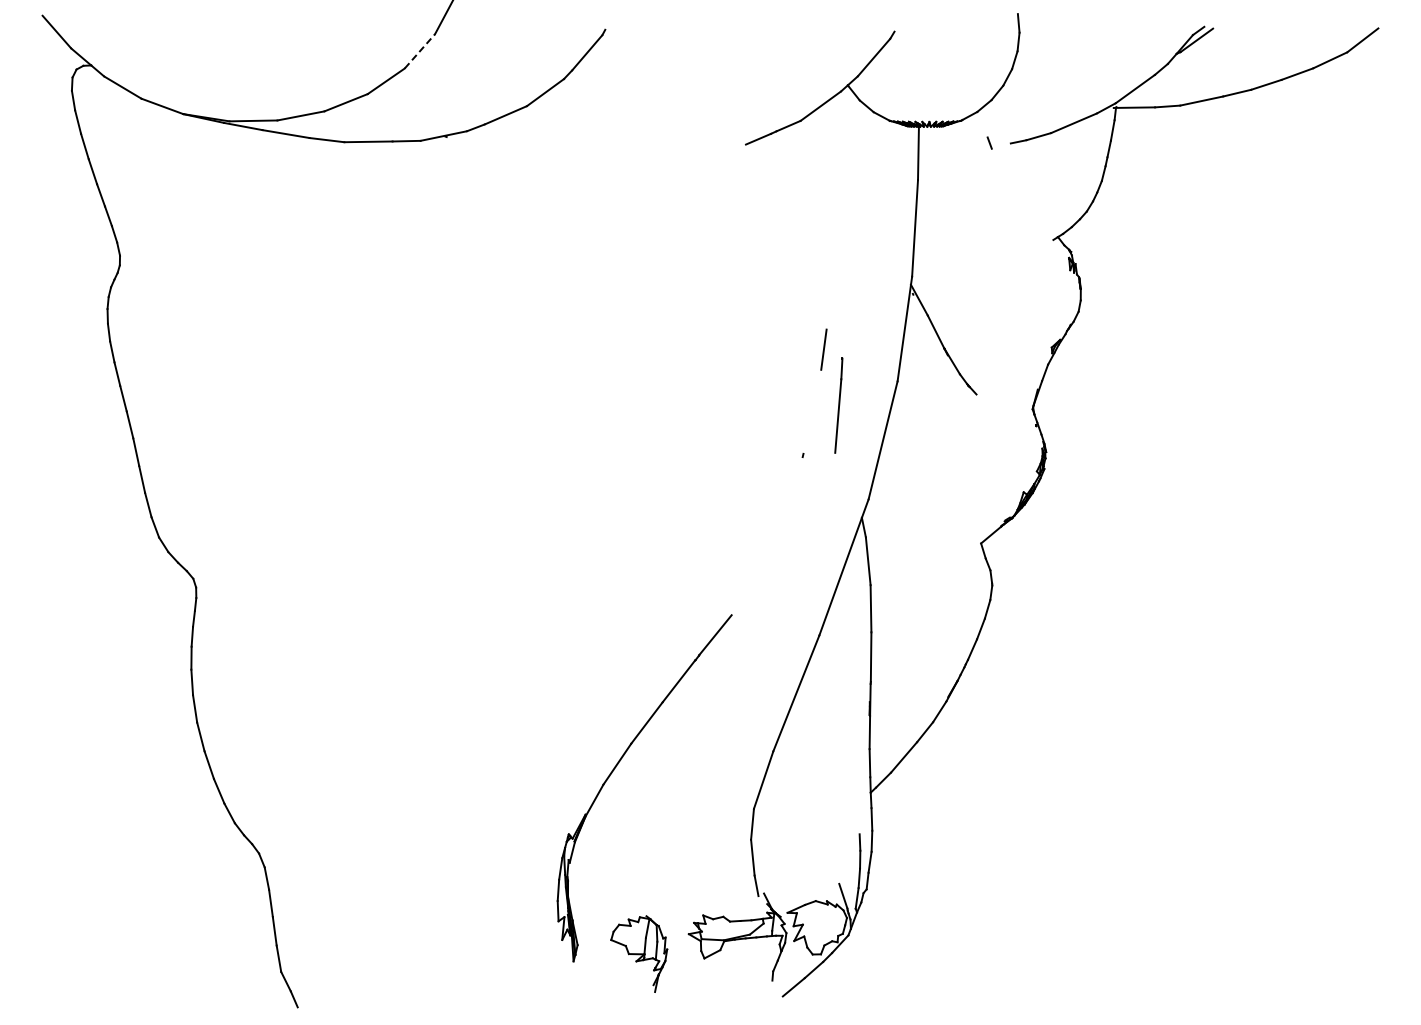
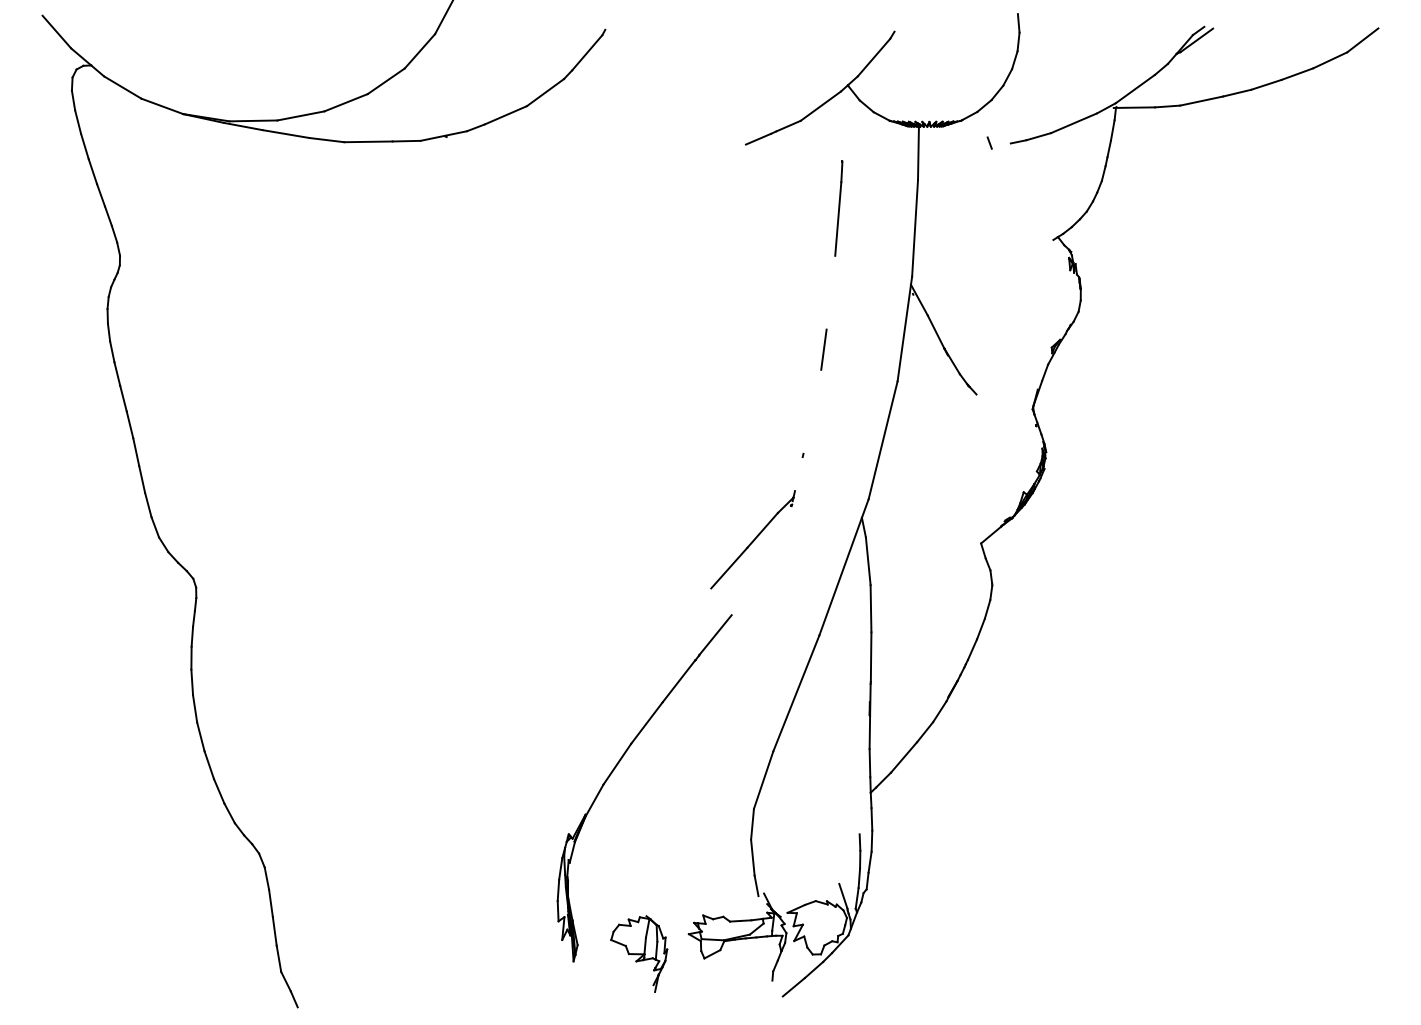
line: dashed -> solid (419, 51)
line position: (838, 405) -> (838, 208) (838, 208)
part: none -> present (752, 539)
